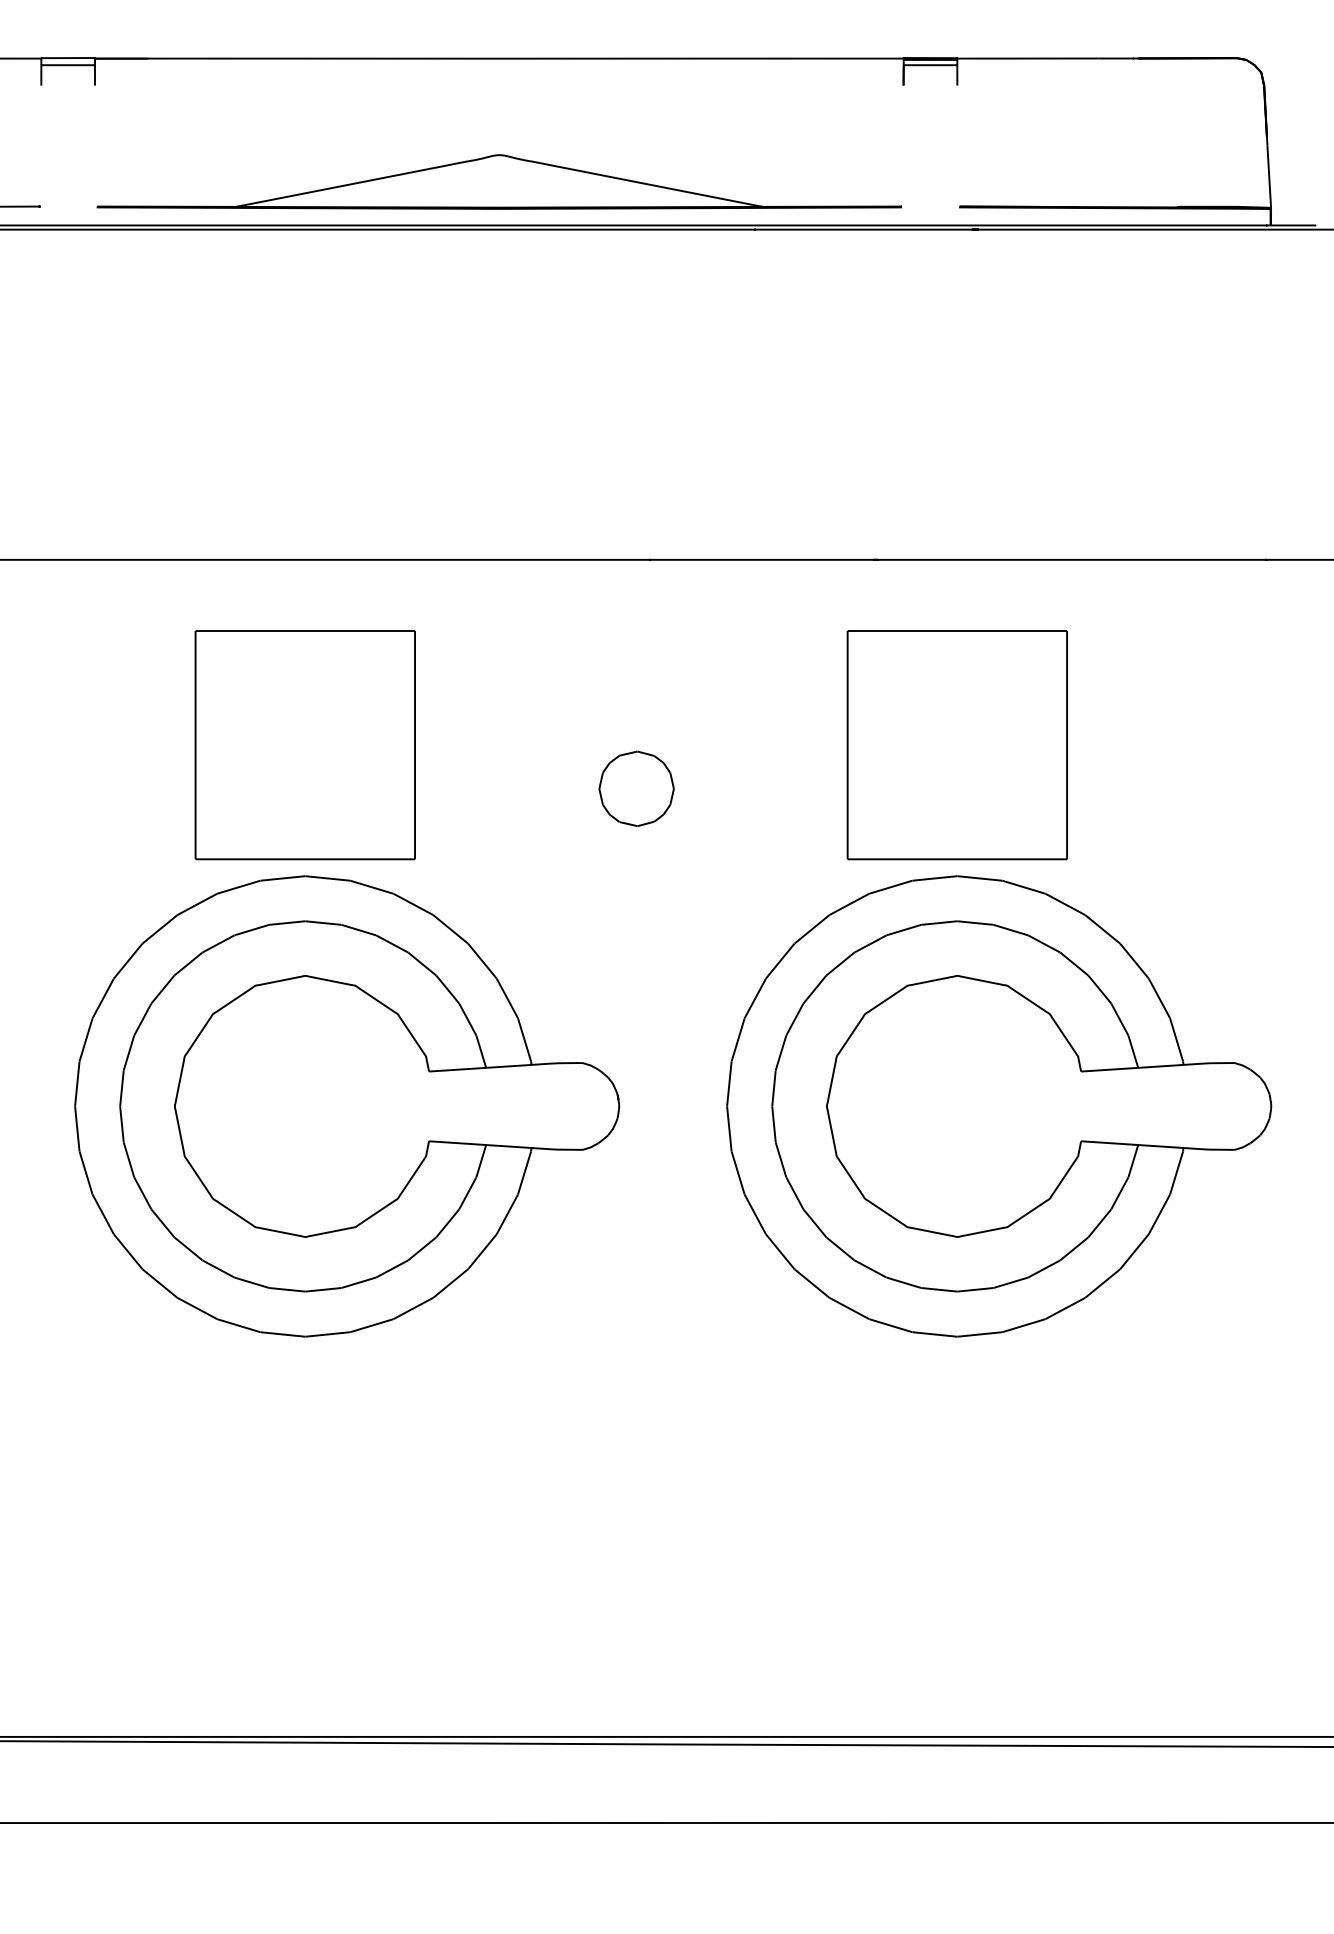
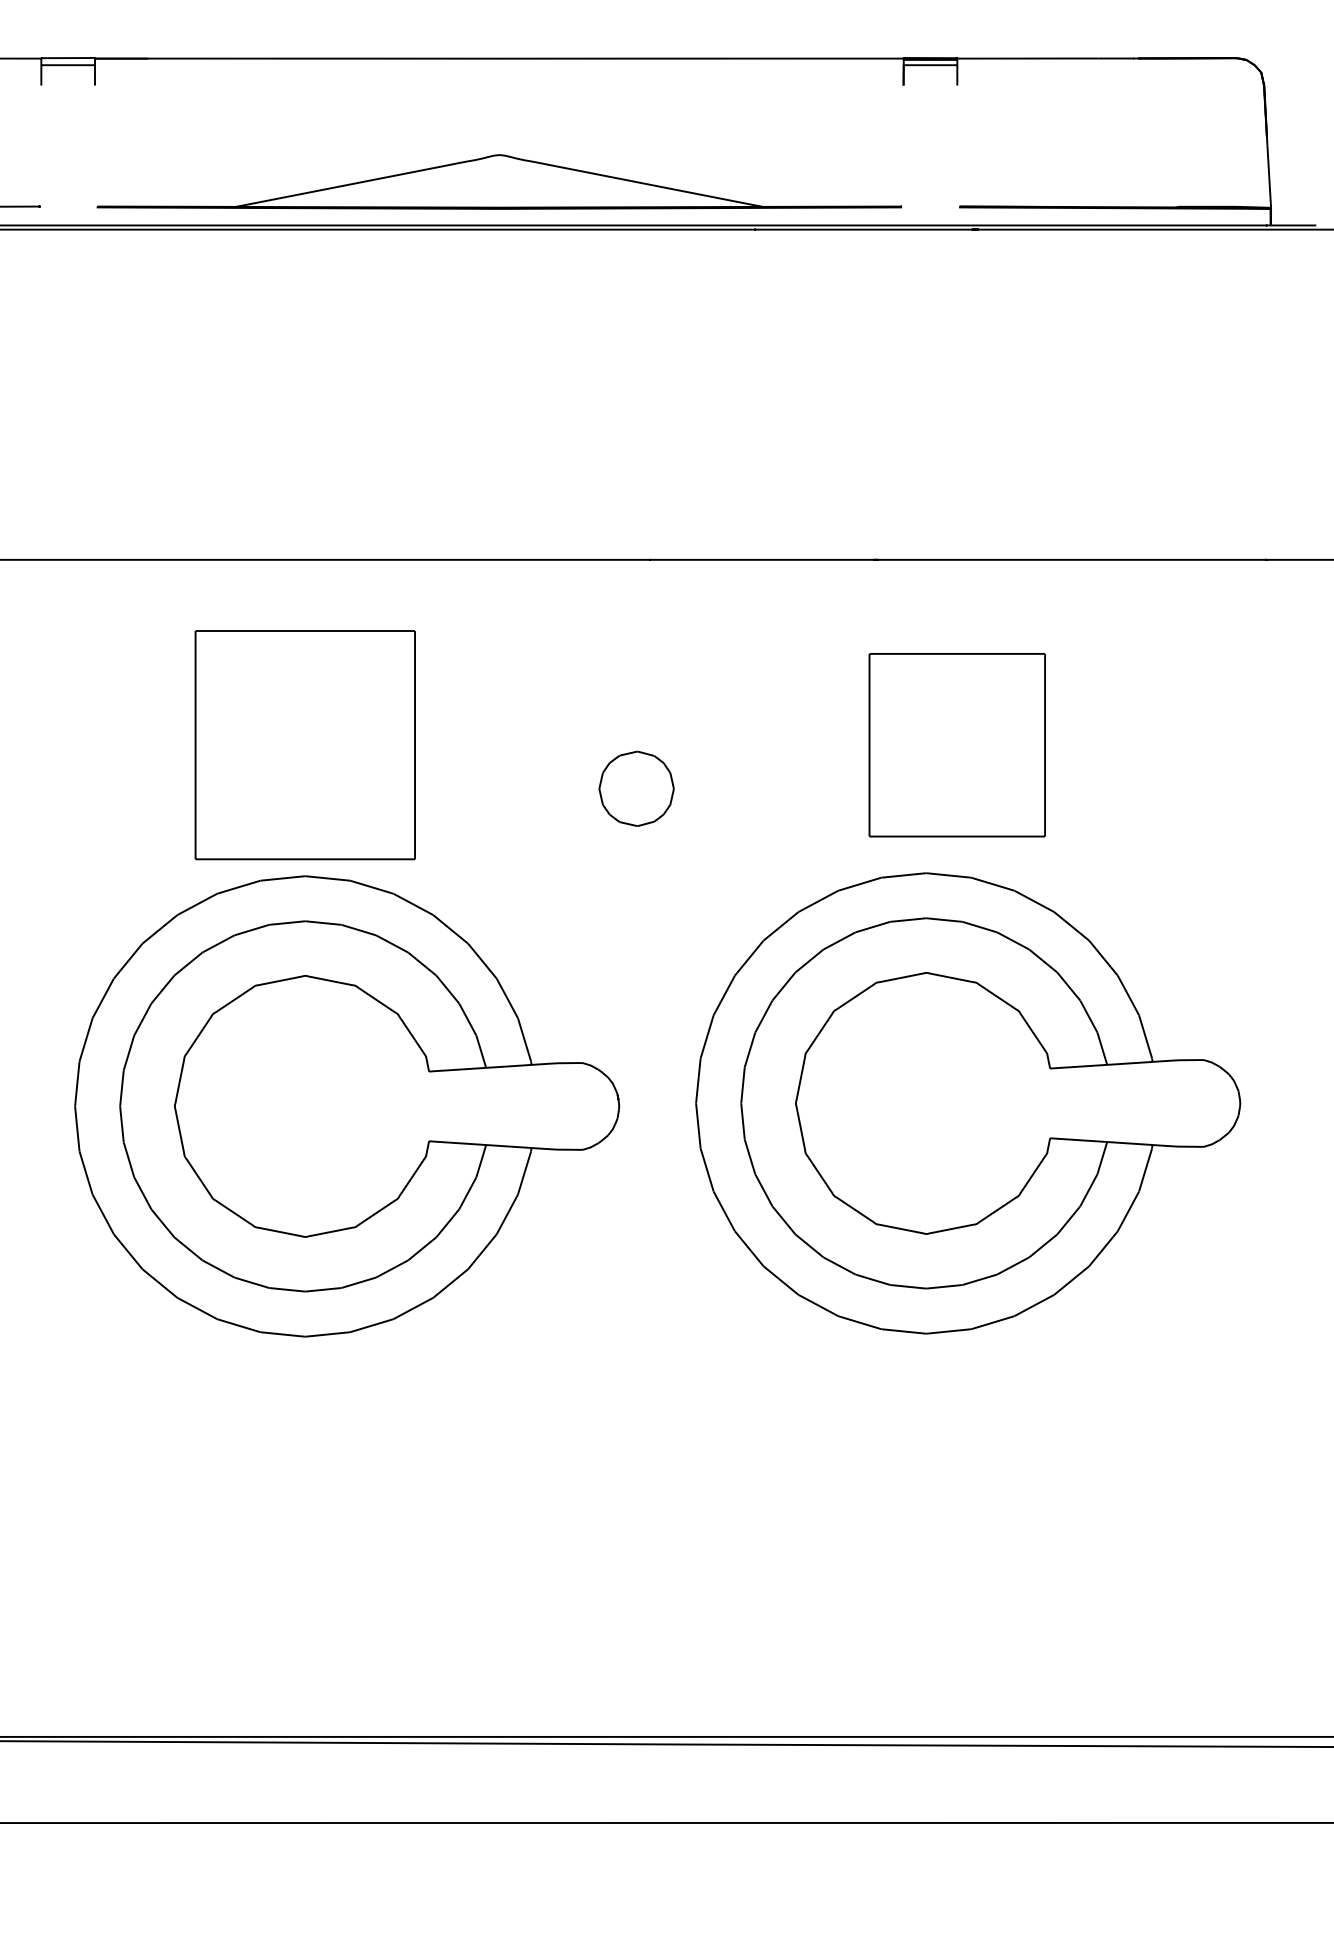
part size: 222x231 px -> 178x185 px (956, 745)
part position: (999, 1106) -> (968, 1103) (968, 1103)
